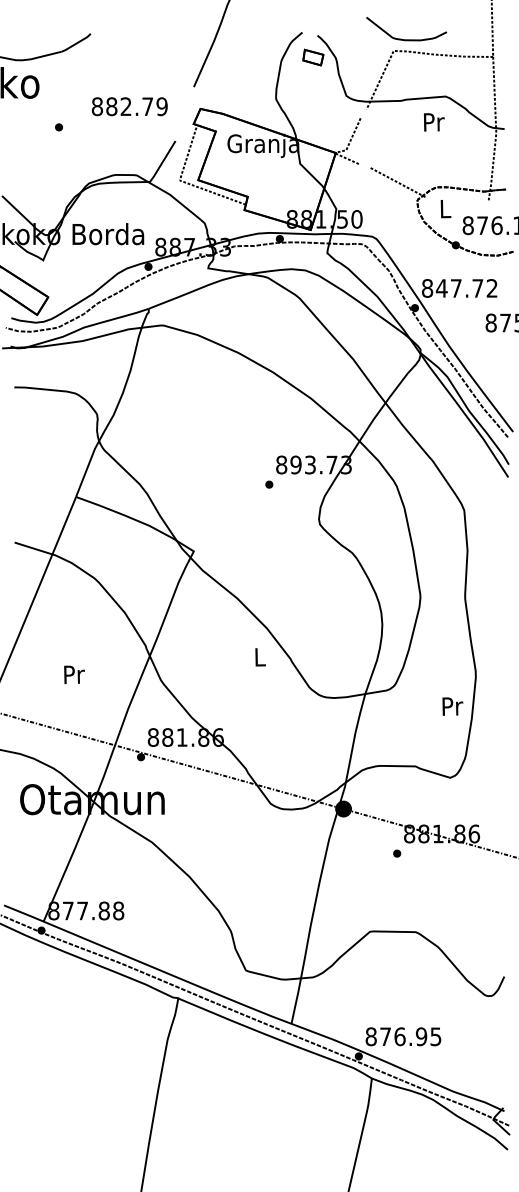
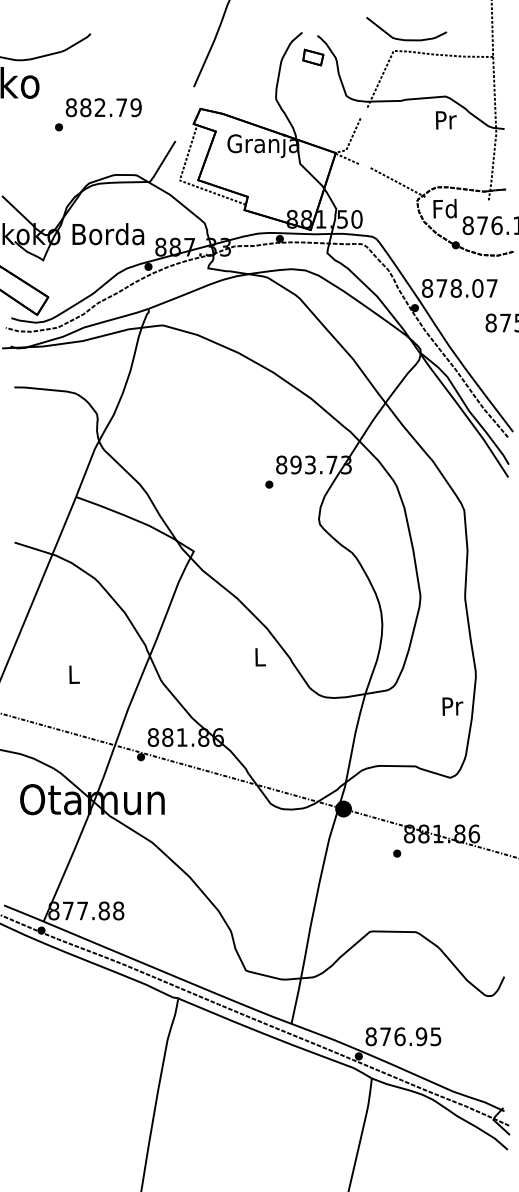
text position: (129, 106) -> (103, 107) (103, 107)
text position: (434, 122) -> (446, 120) (446, 120)
text: L -> Fd (444, 208)
text: 847.72 -> 878.07 (466, 288)
text: Pr -> L (74, 674)
